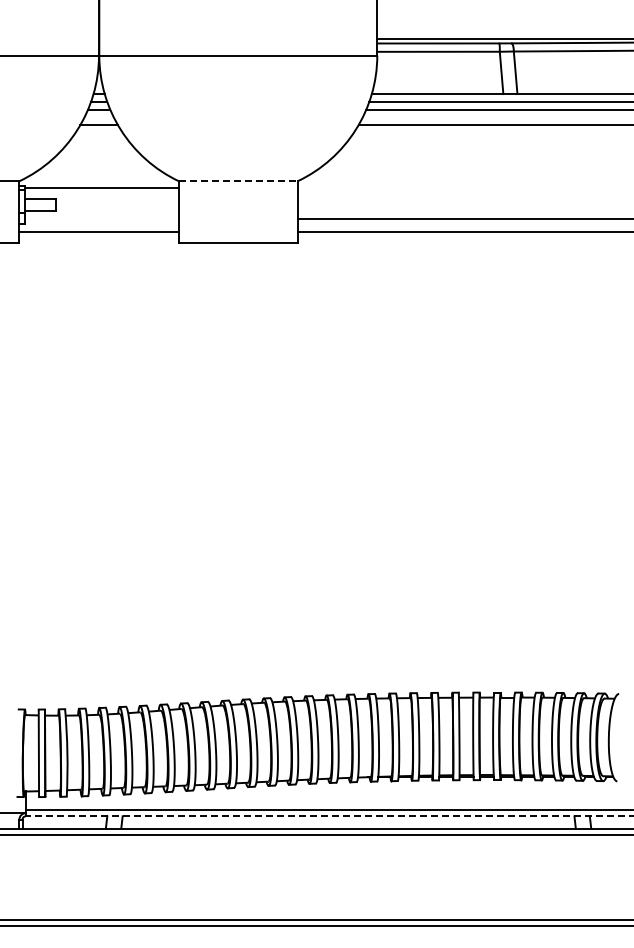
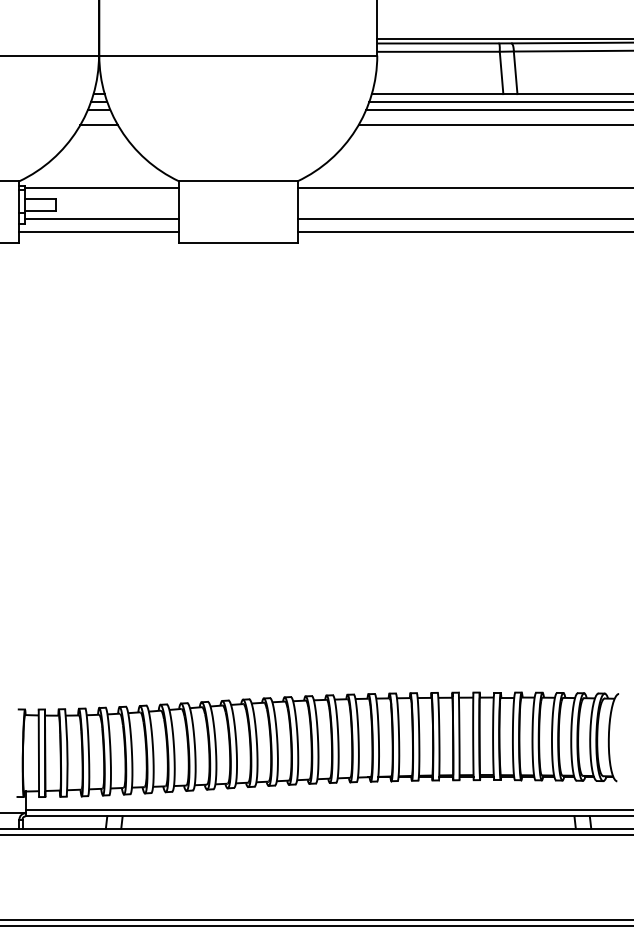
line: dashed -> solid (238, 181)
line: none -> present (463, 187)
line: none -> present (101, 219)
line: dashed -> solid (329, 816)
